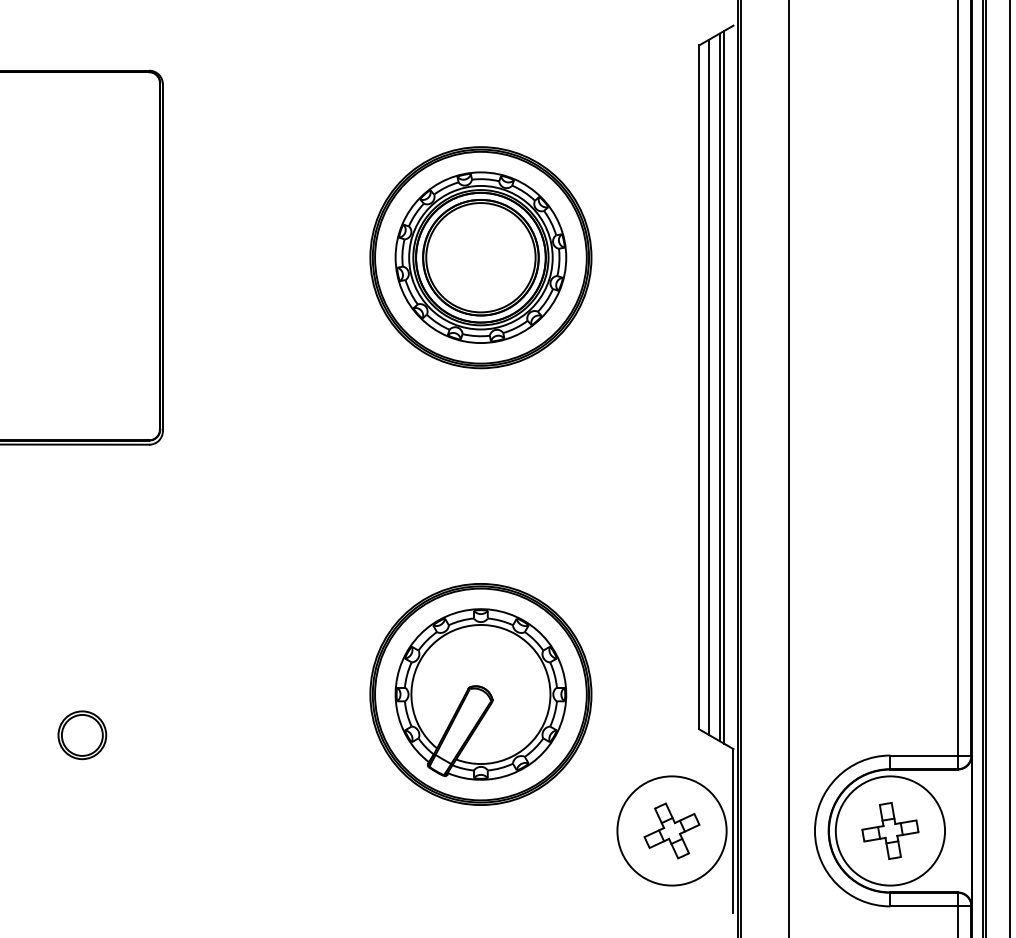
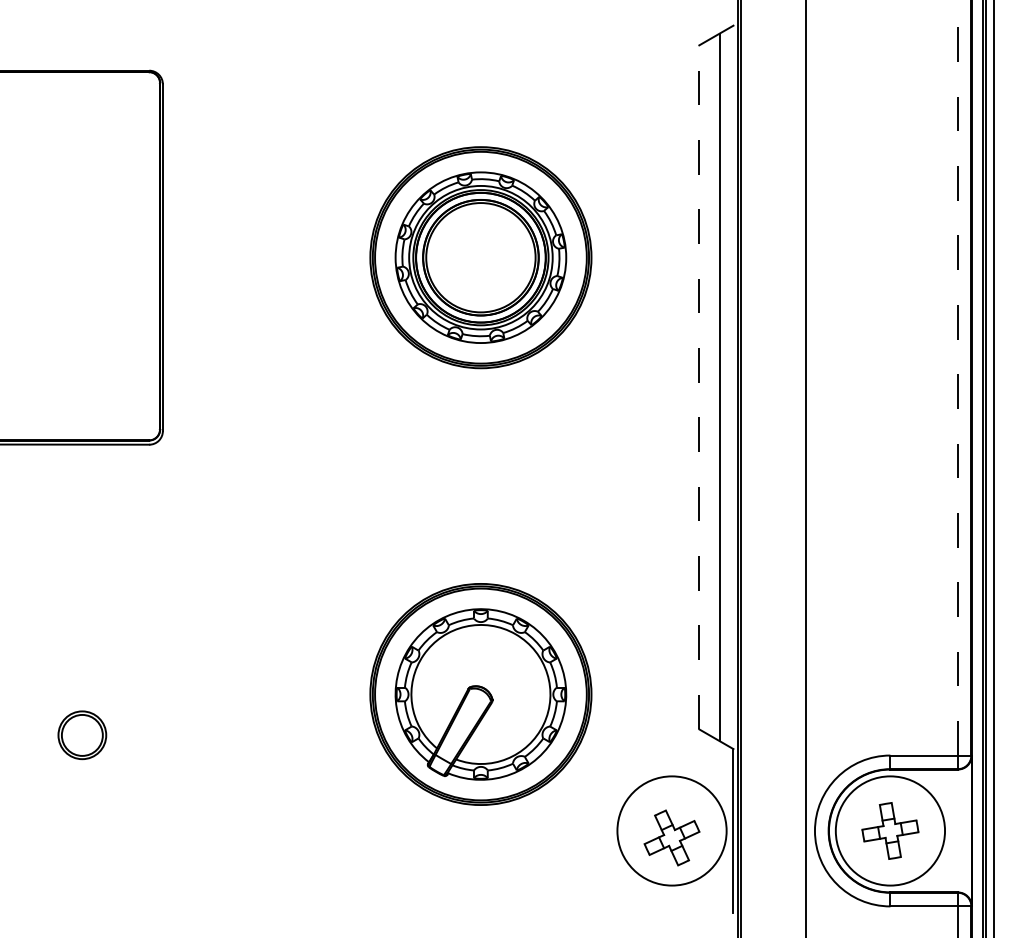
line: solid -> dashed (957, 377)
line: solid -> dashed (699, 386)
line: present -> none (708, 386)
line: present -> none (724, 386)
line position: (788, 468) -> (805, 468) (805, 468)
line position: (1009, 468) -> (993, 468) (993, 468)
part position: (671, 830) -> (671, 837) (671, 837)
